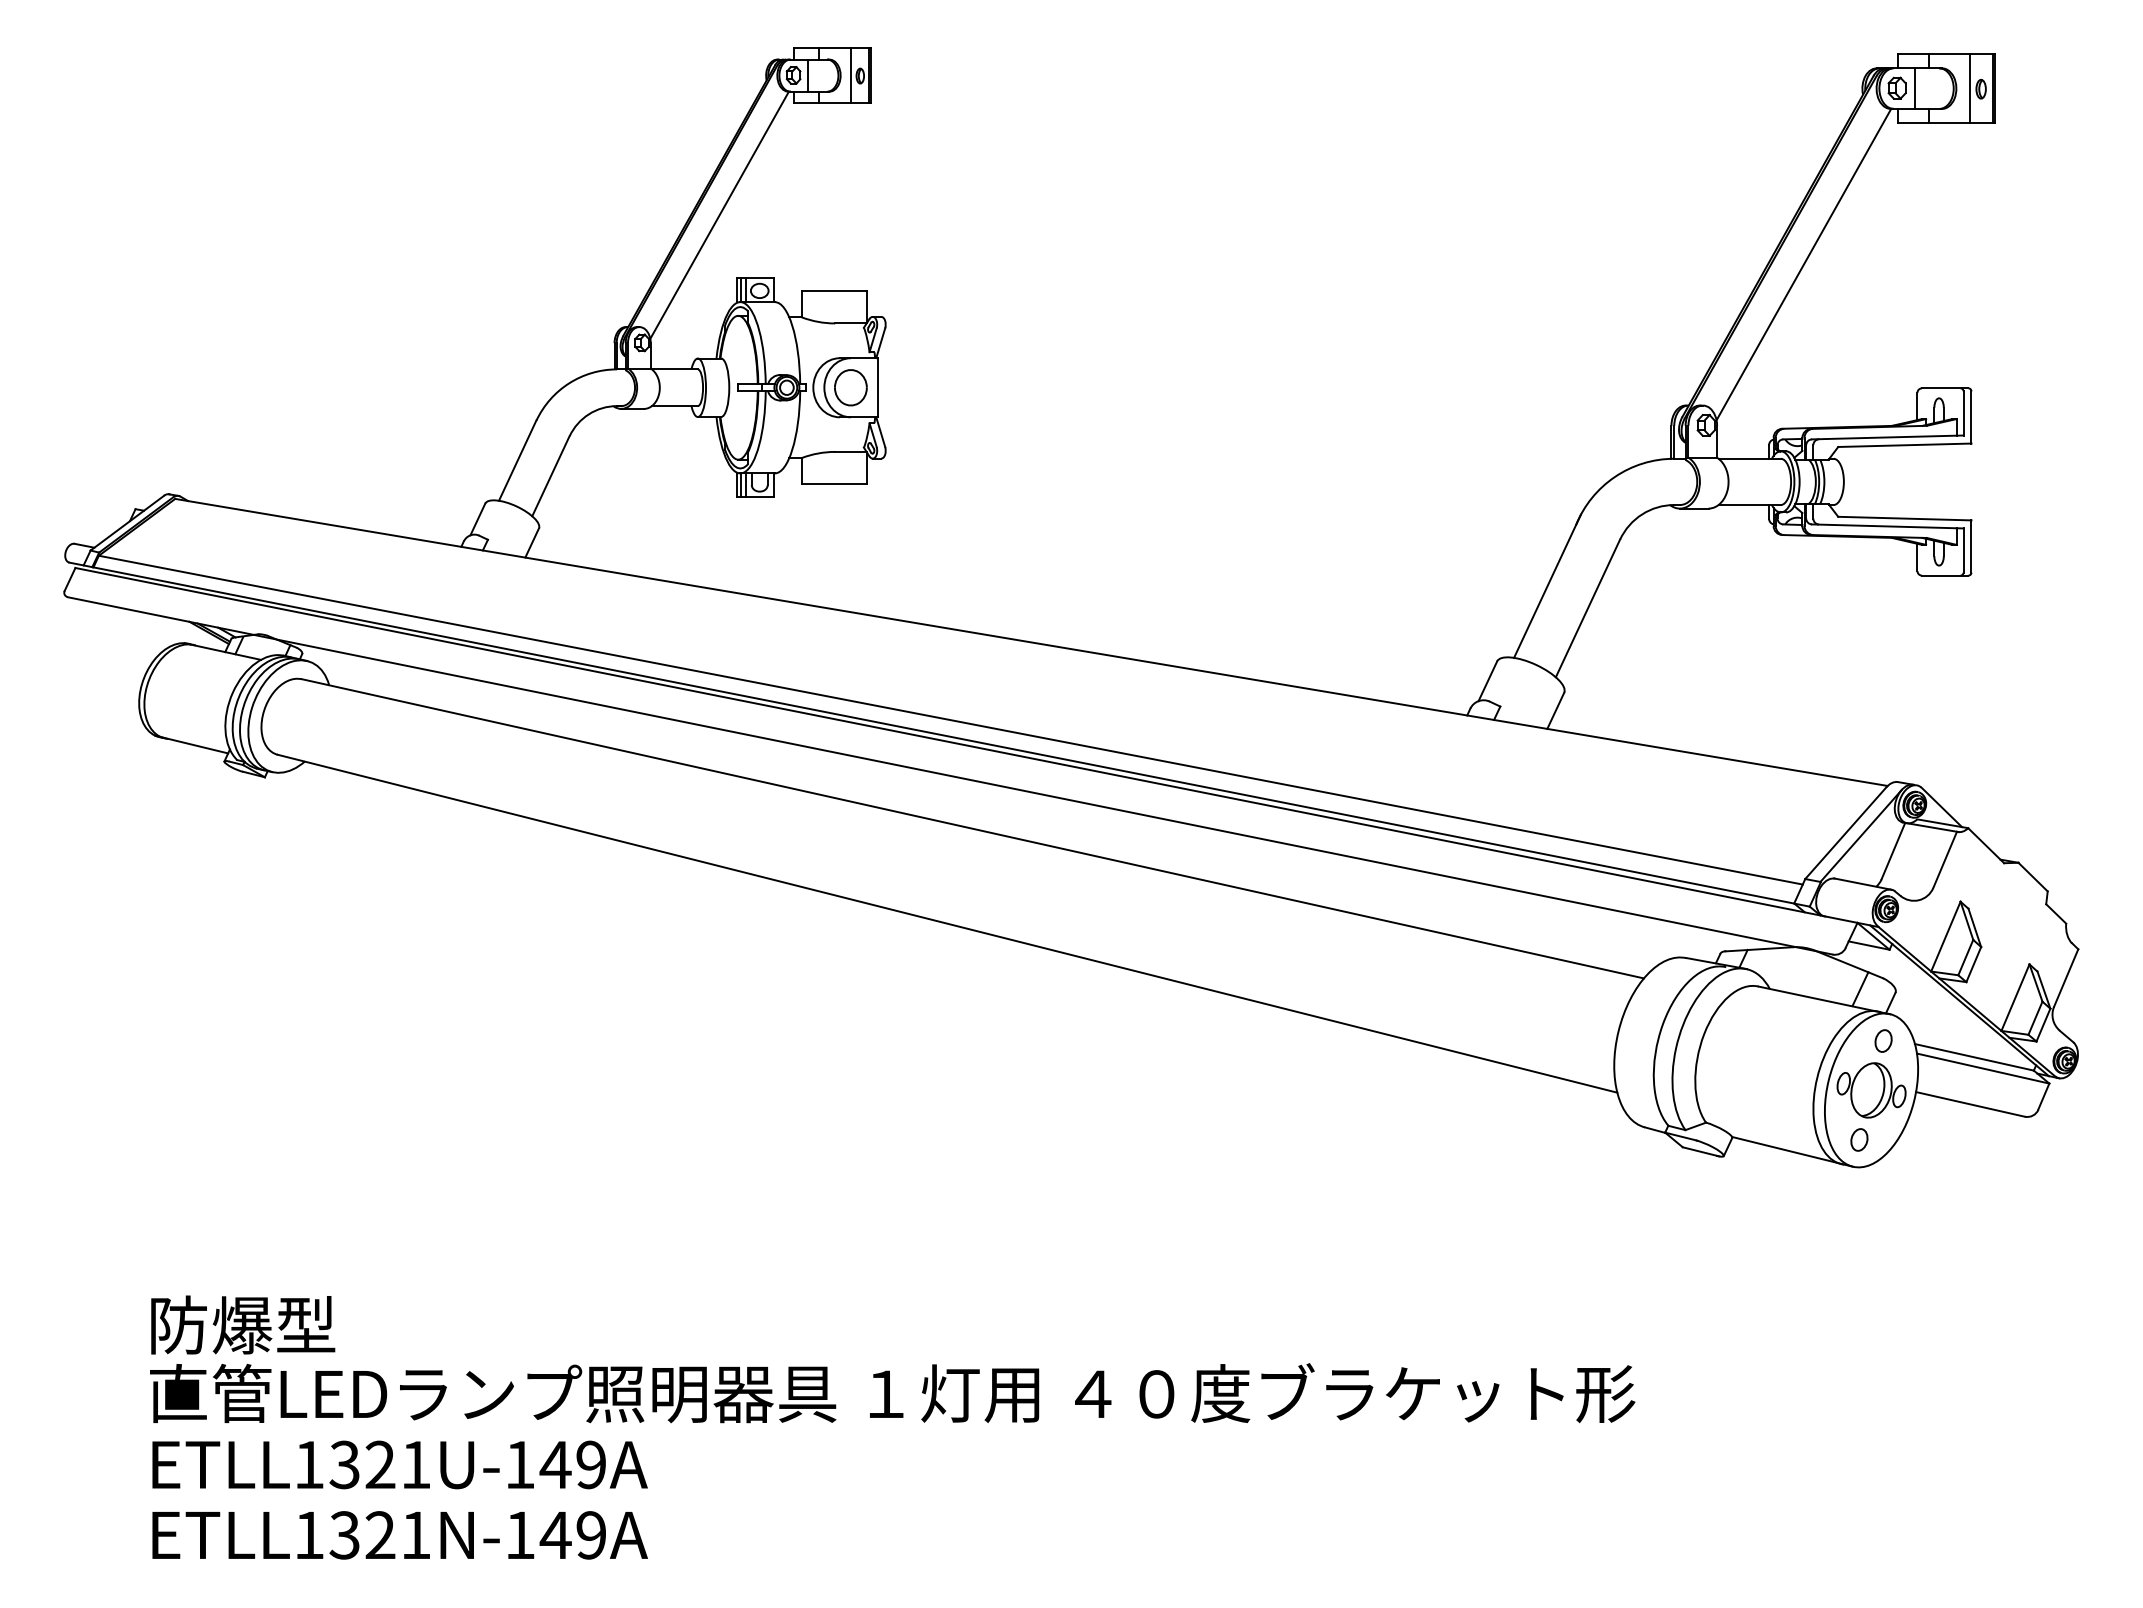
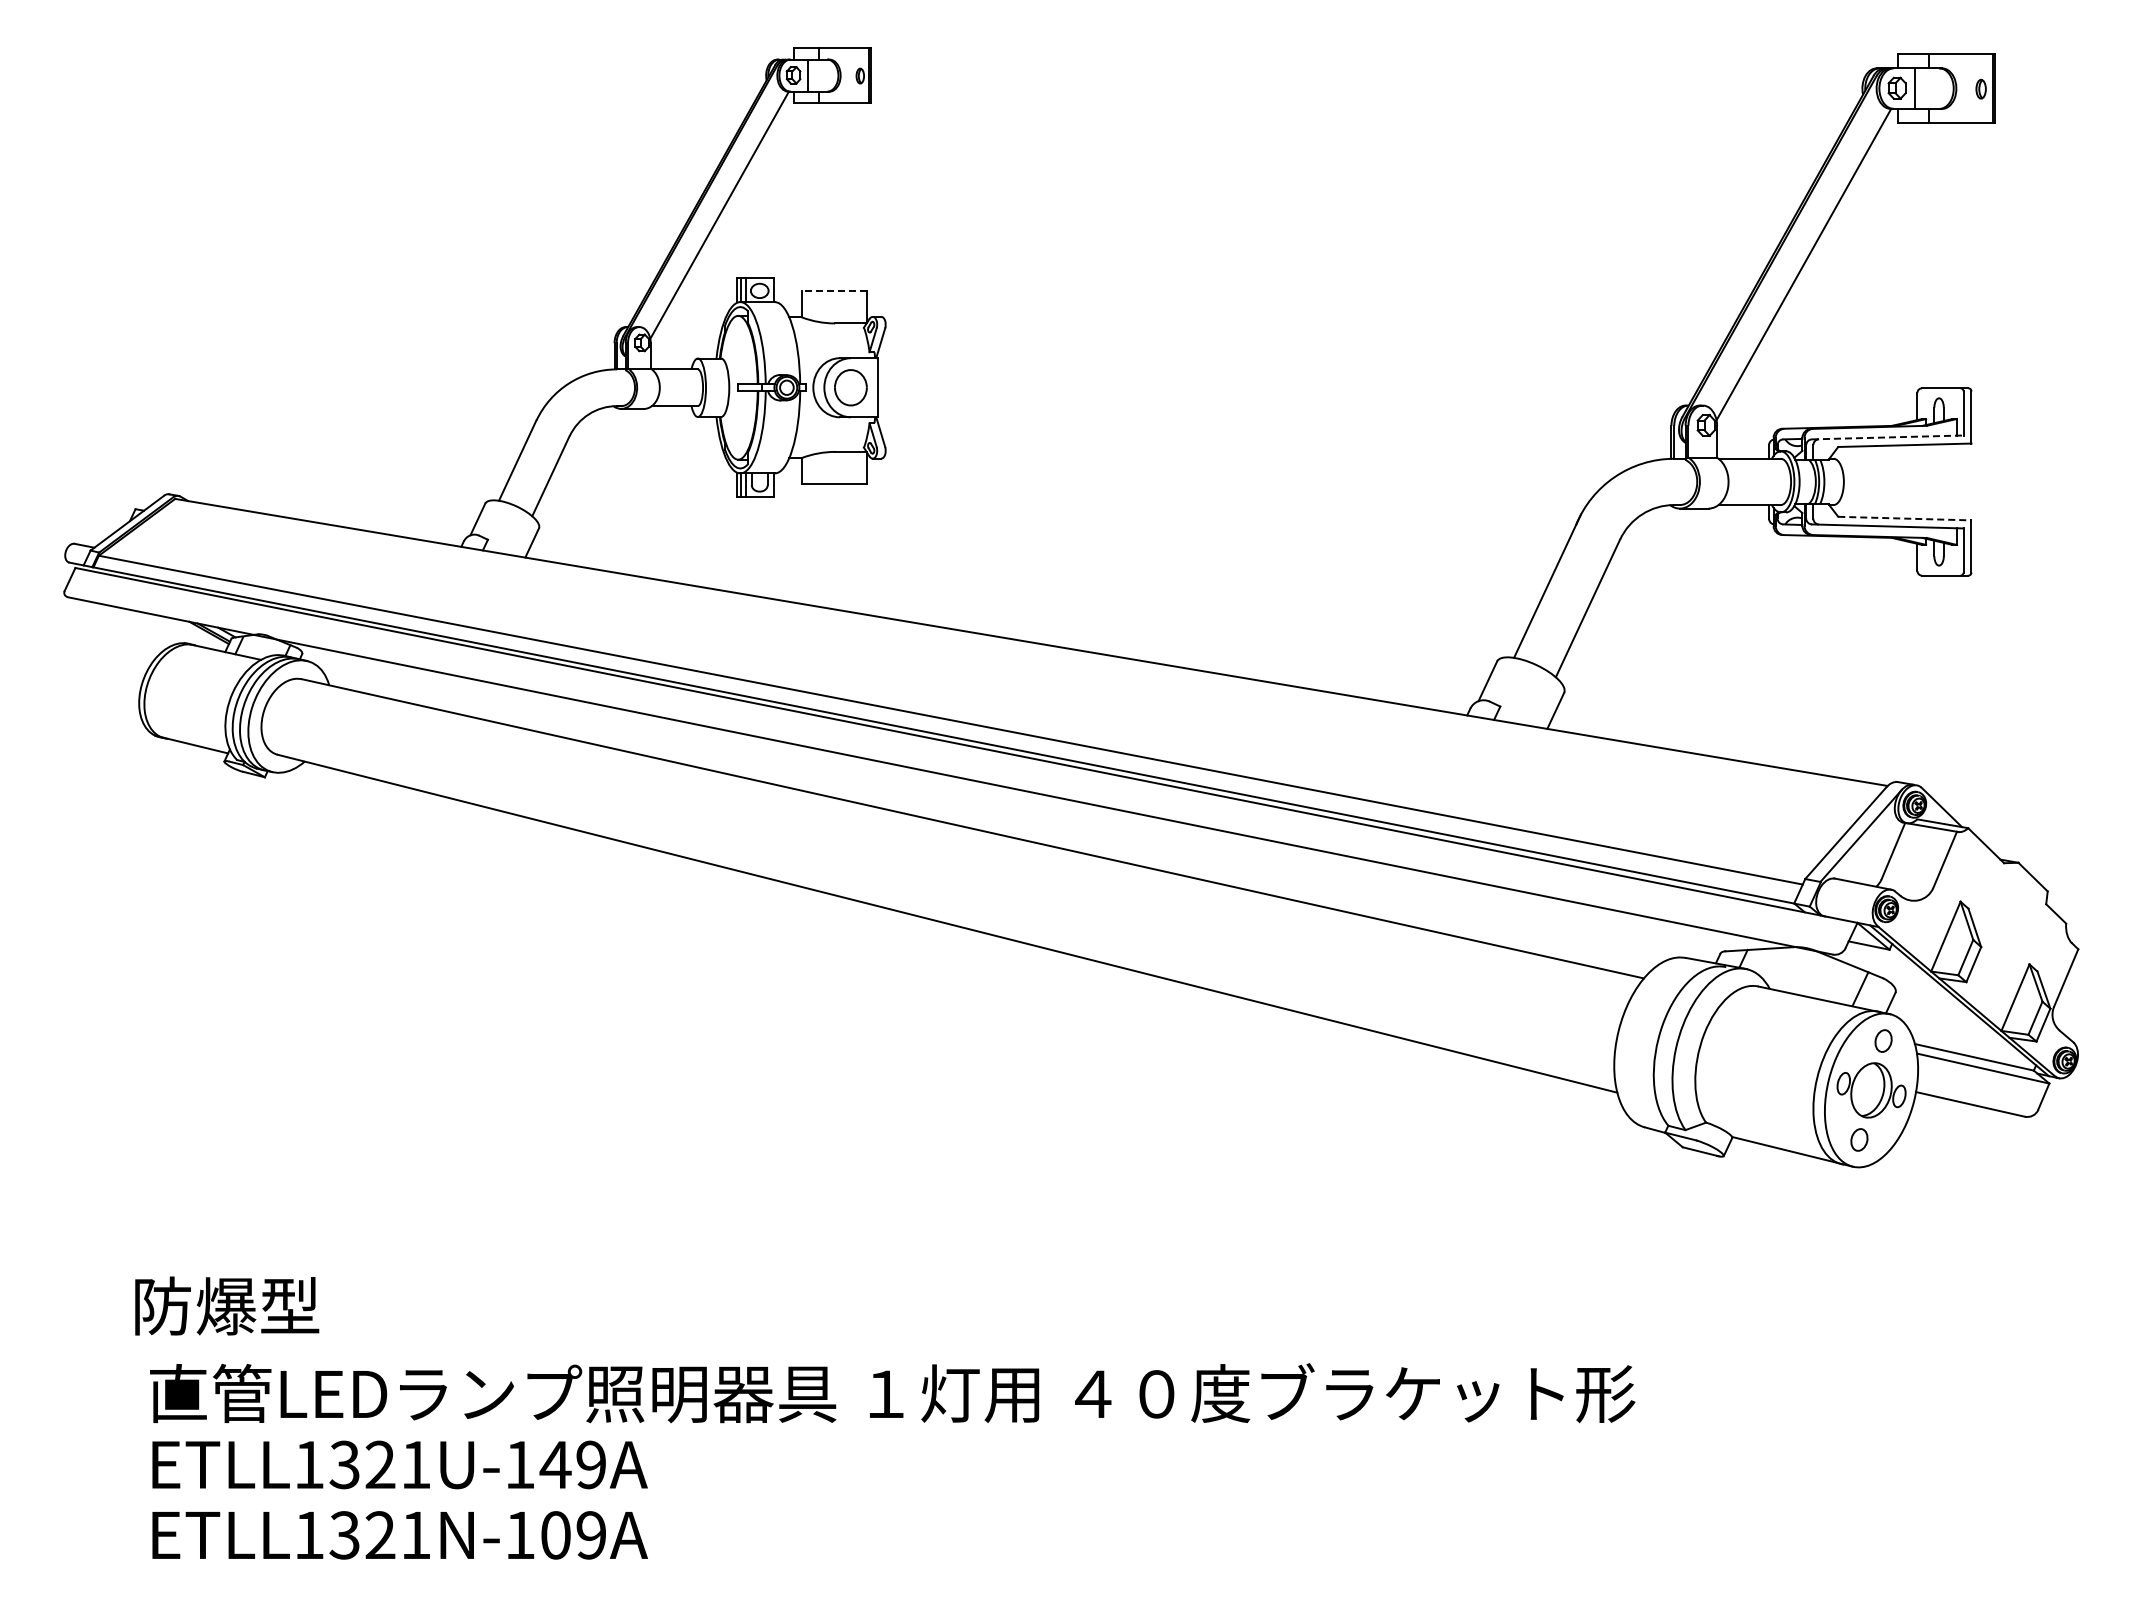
line: present -> none (851, 75)
line: present -> none (1969, 88)
line: solid -> dashed (834, 290)
line: solid -> dashed (1887, 437)
line: solid -> dashed (1904, 518)
text position: (243, 1324) -> (227, 1305) (227, 1305)
text: ETLL1321N-149A -> ETLL1321N-109A (555, 1535)
